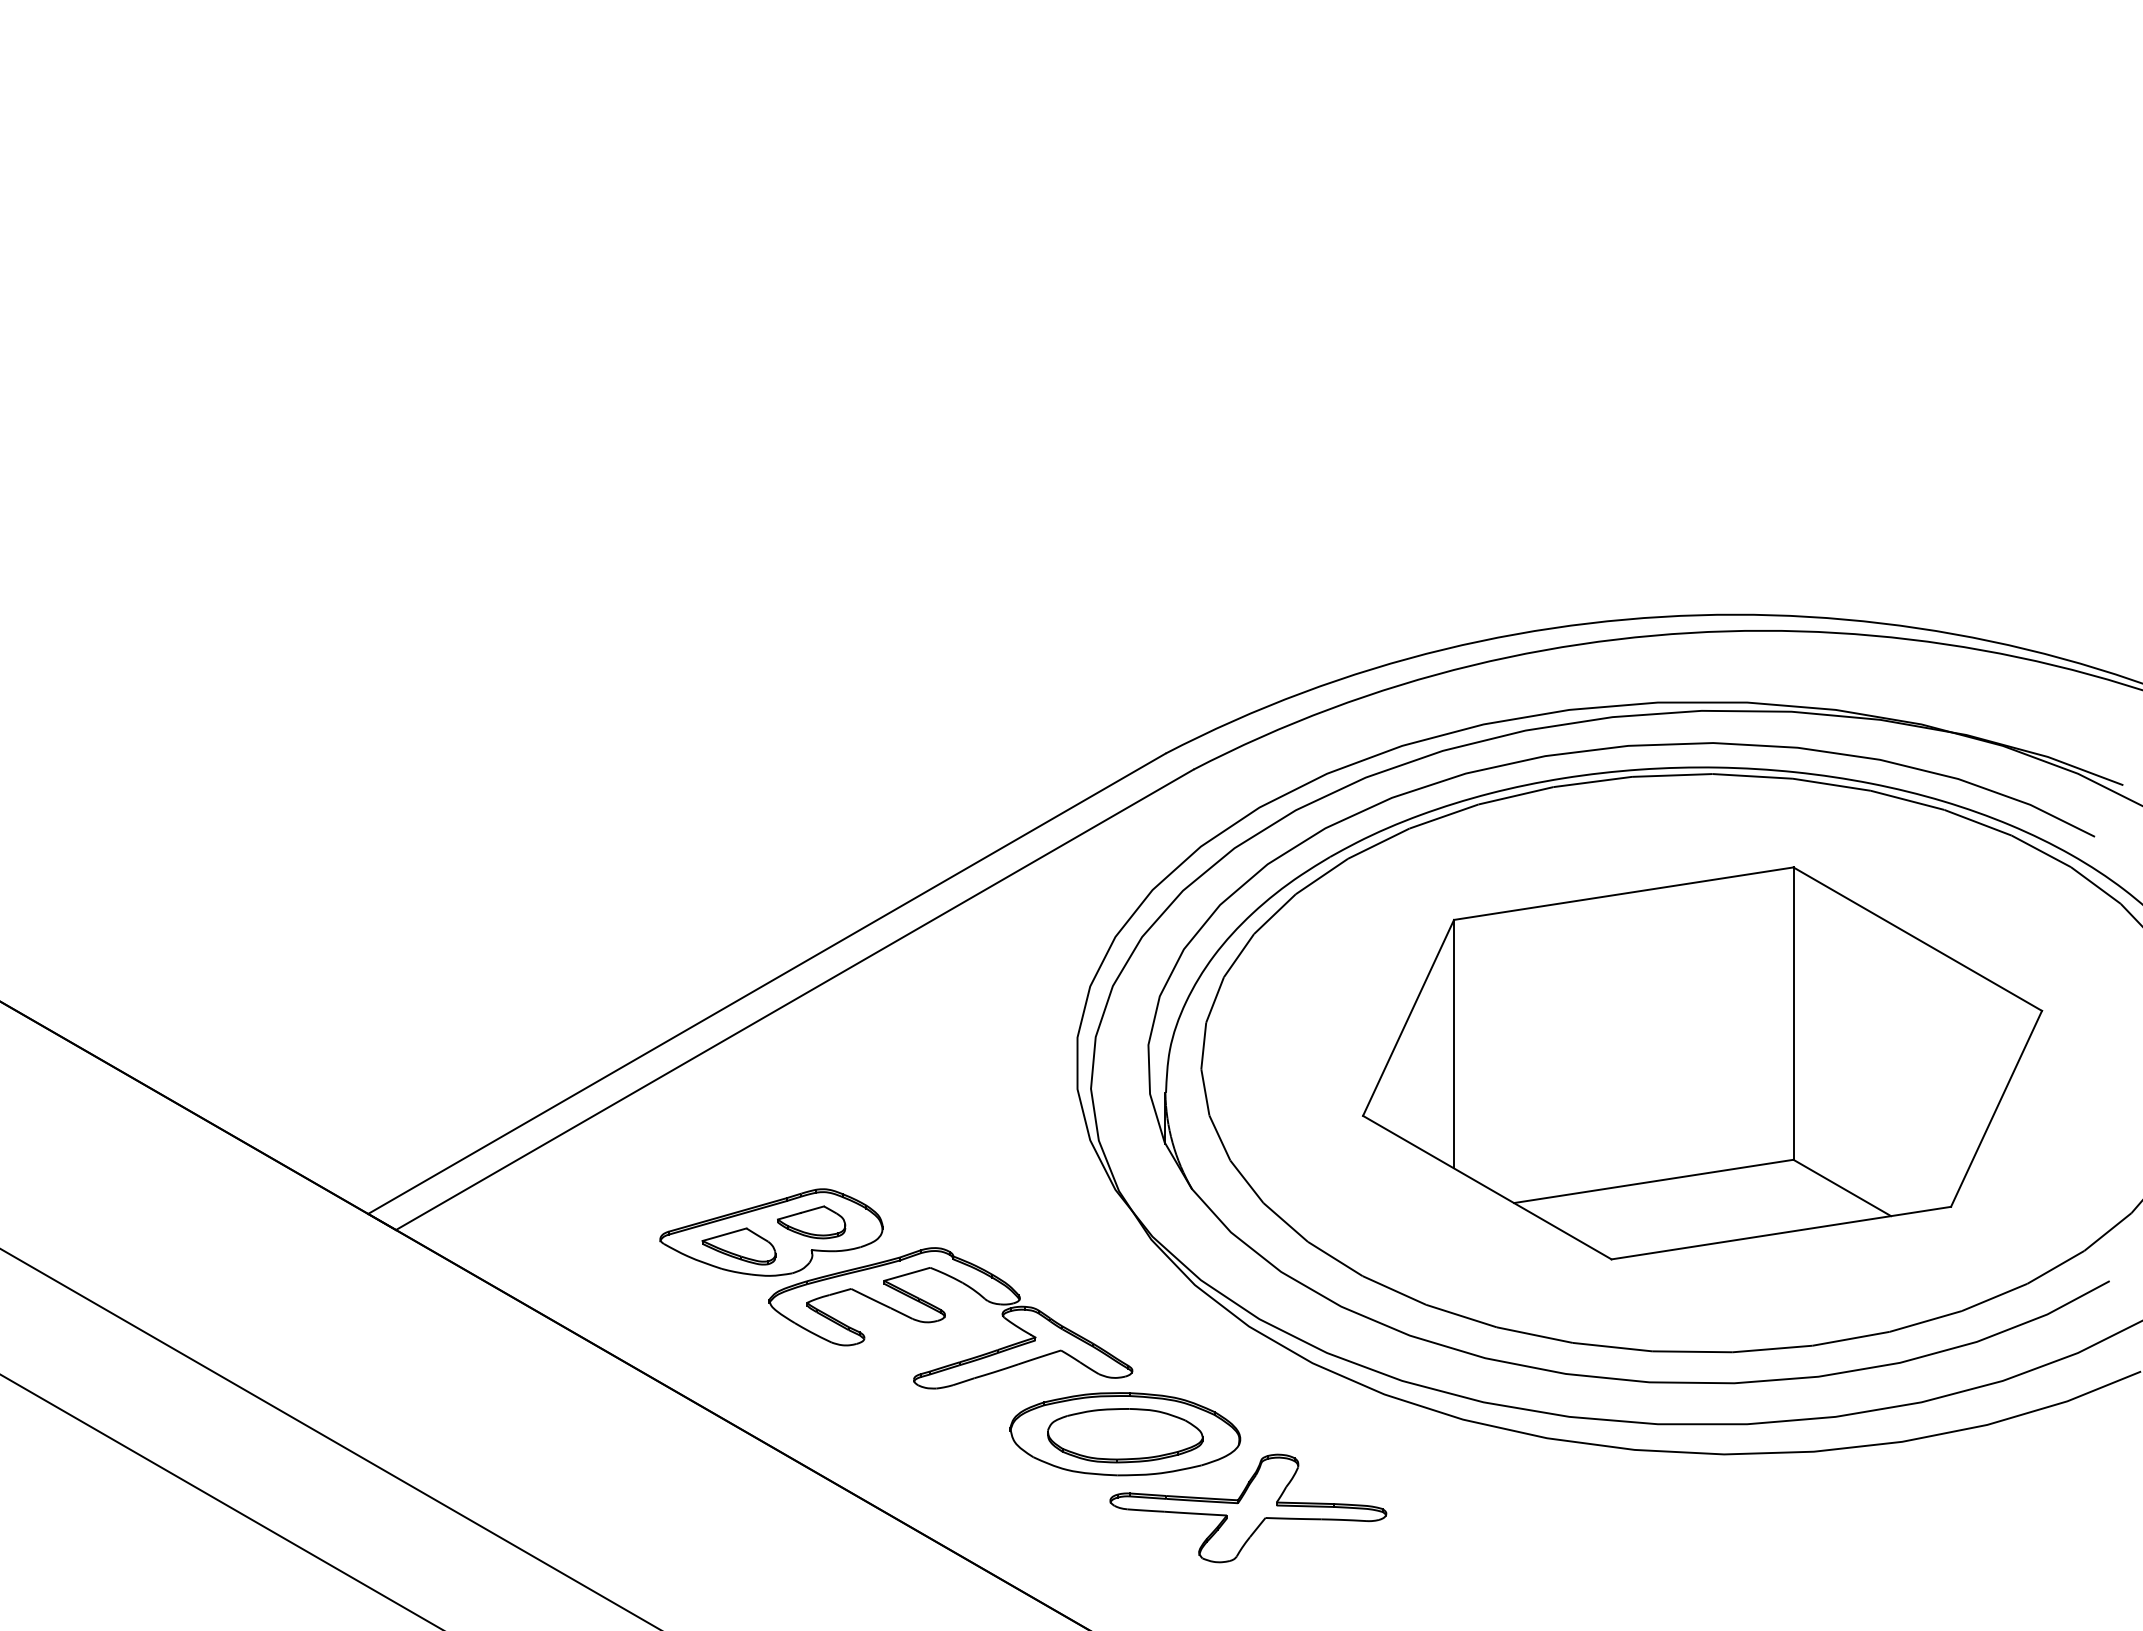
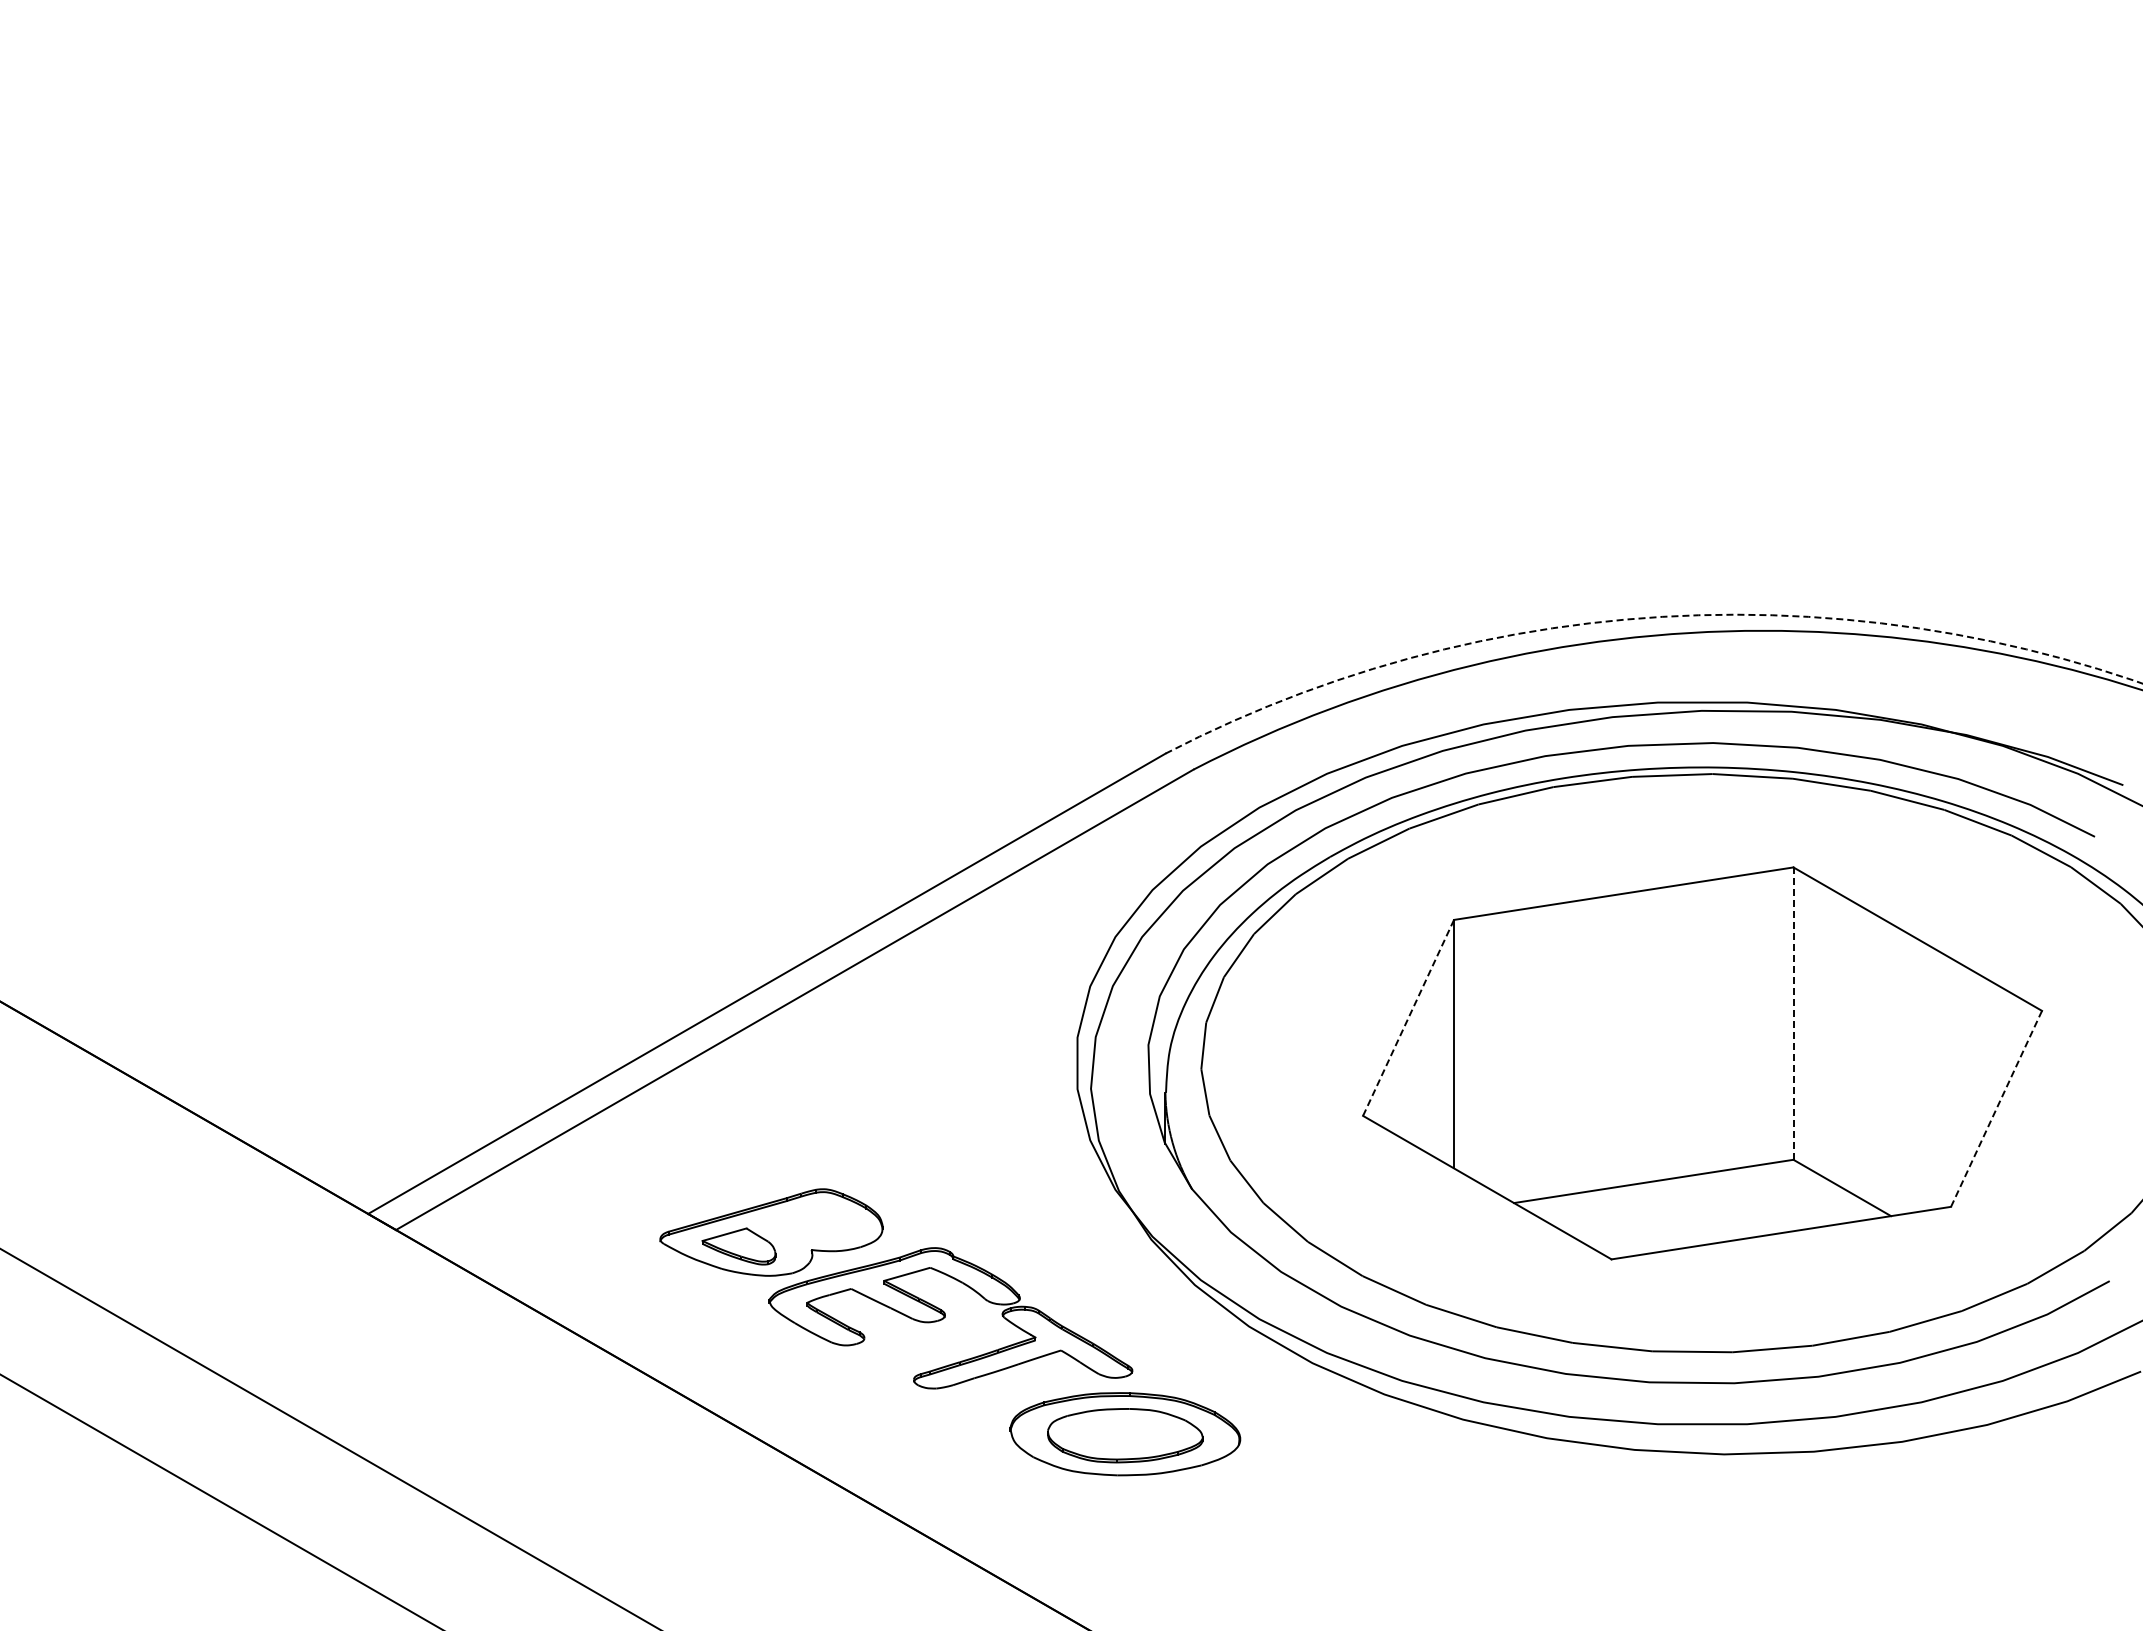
arc: solid -> dashed (1646, 618)
line: solid -> dashed (1793, 1013)
line: solid -> dashed (1408, 1018)
line: solid -> dashed (1996, 1108)
part: present -> none (811, 1222)
part: present -> none (1248, 1508)
